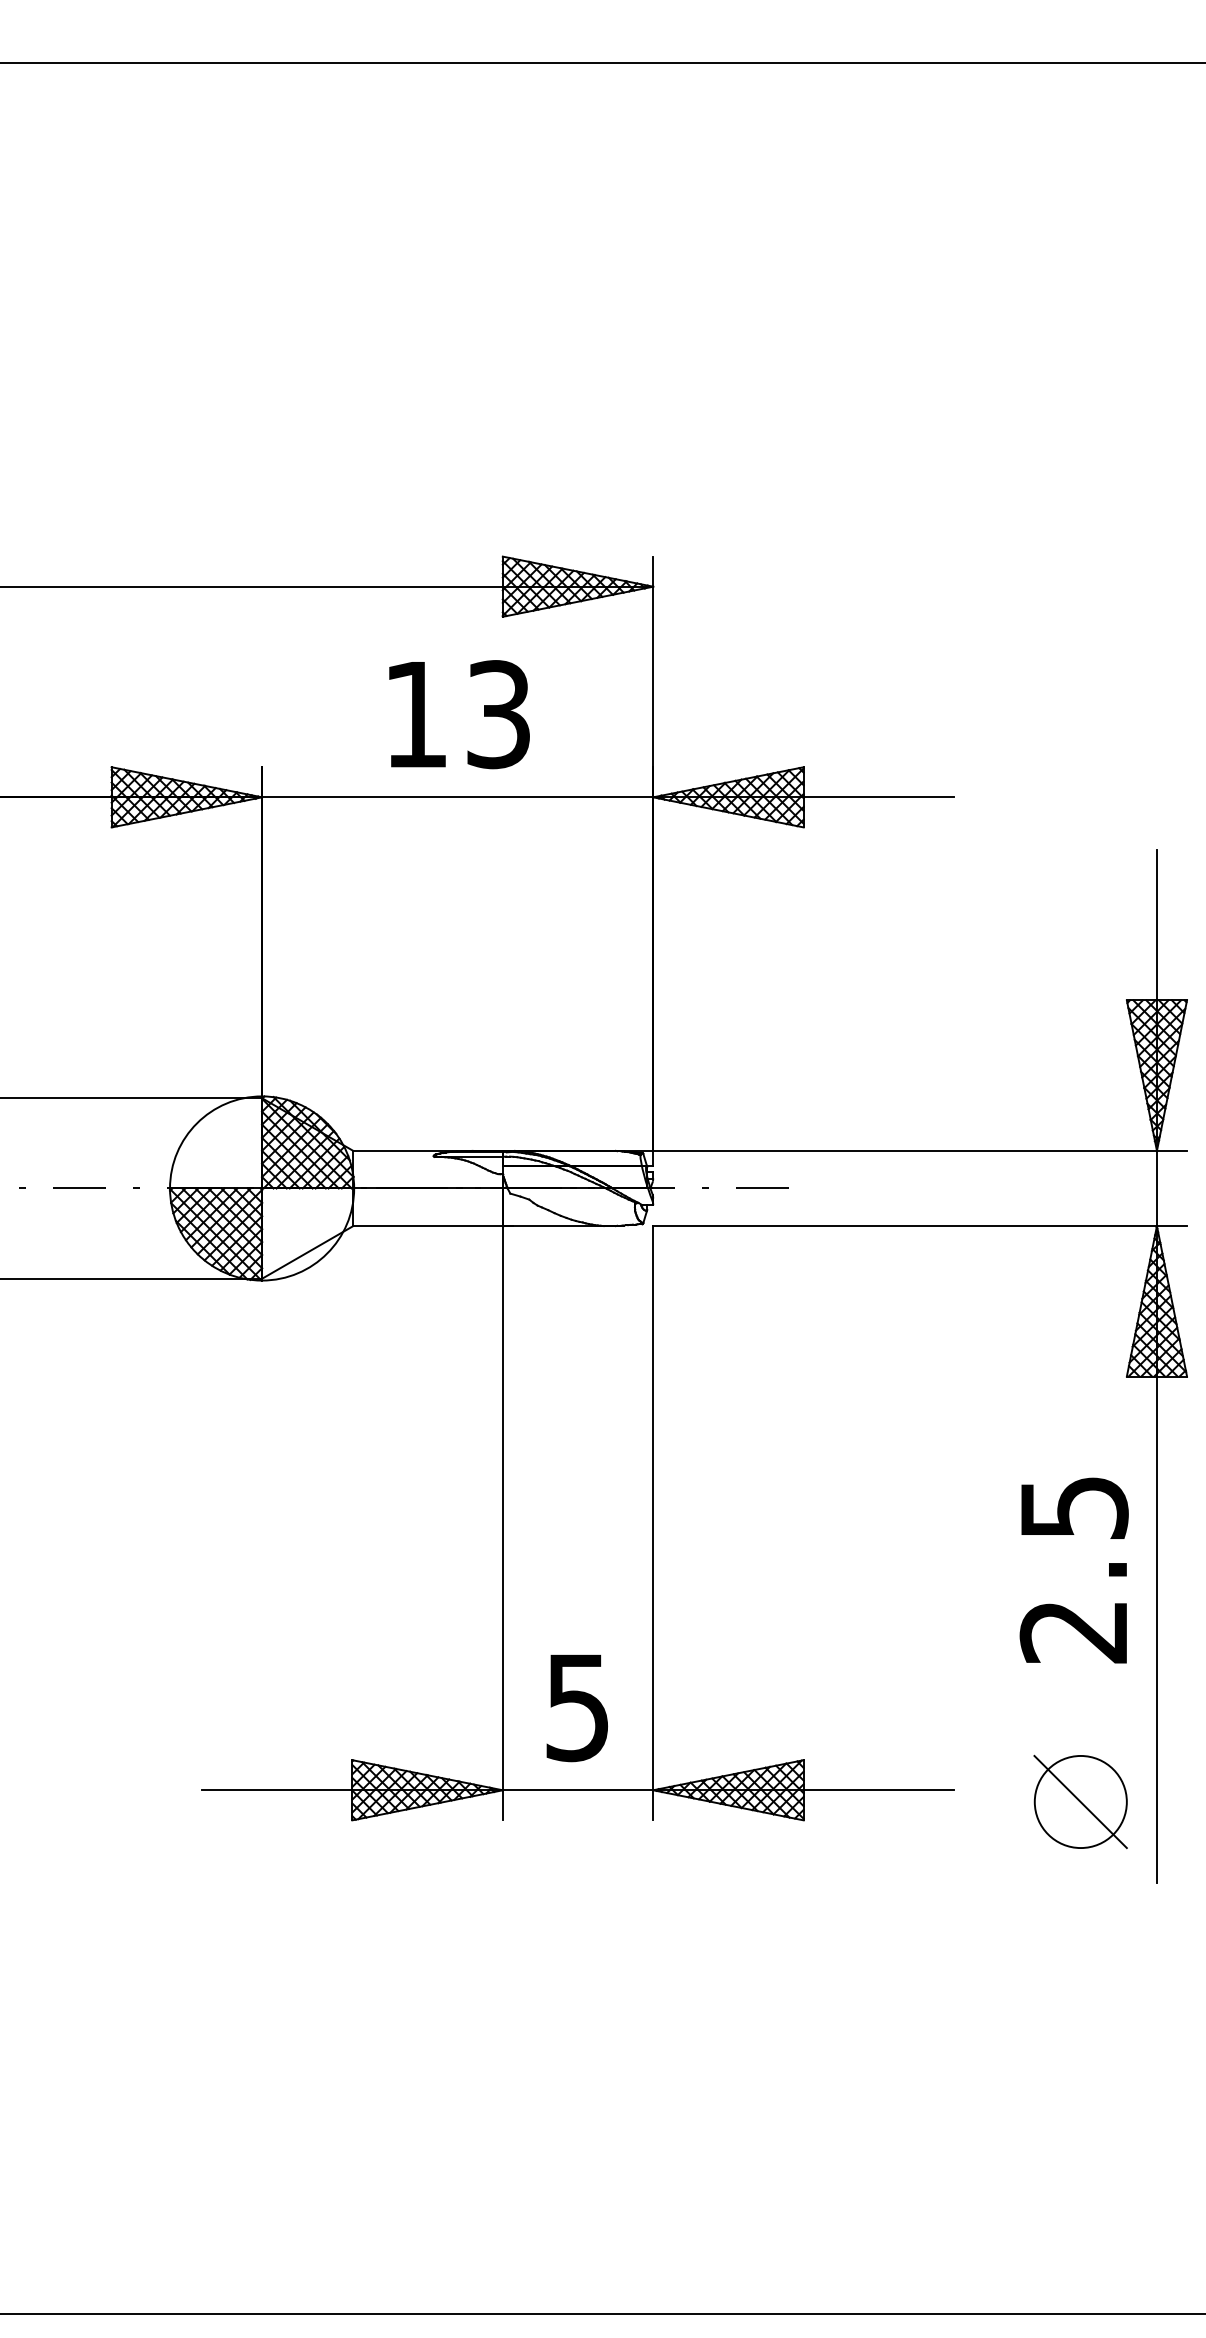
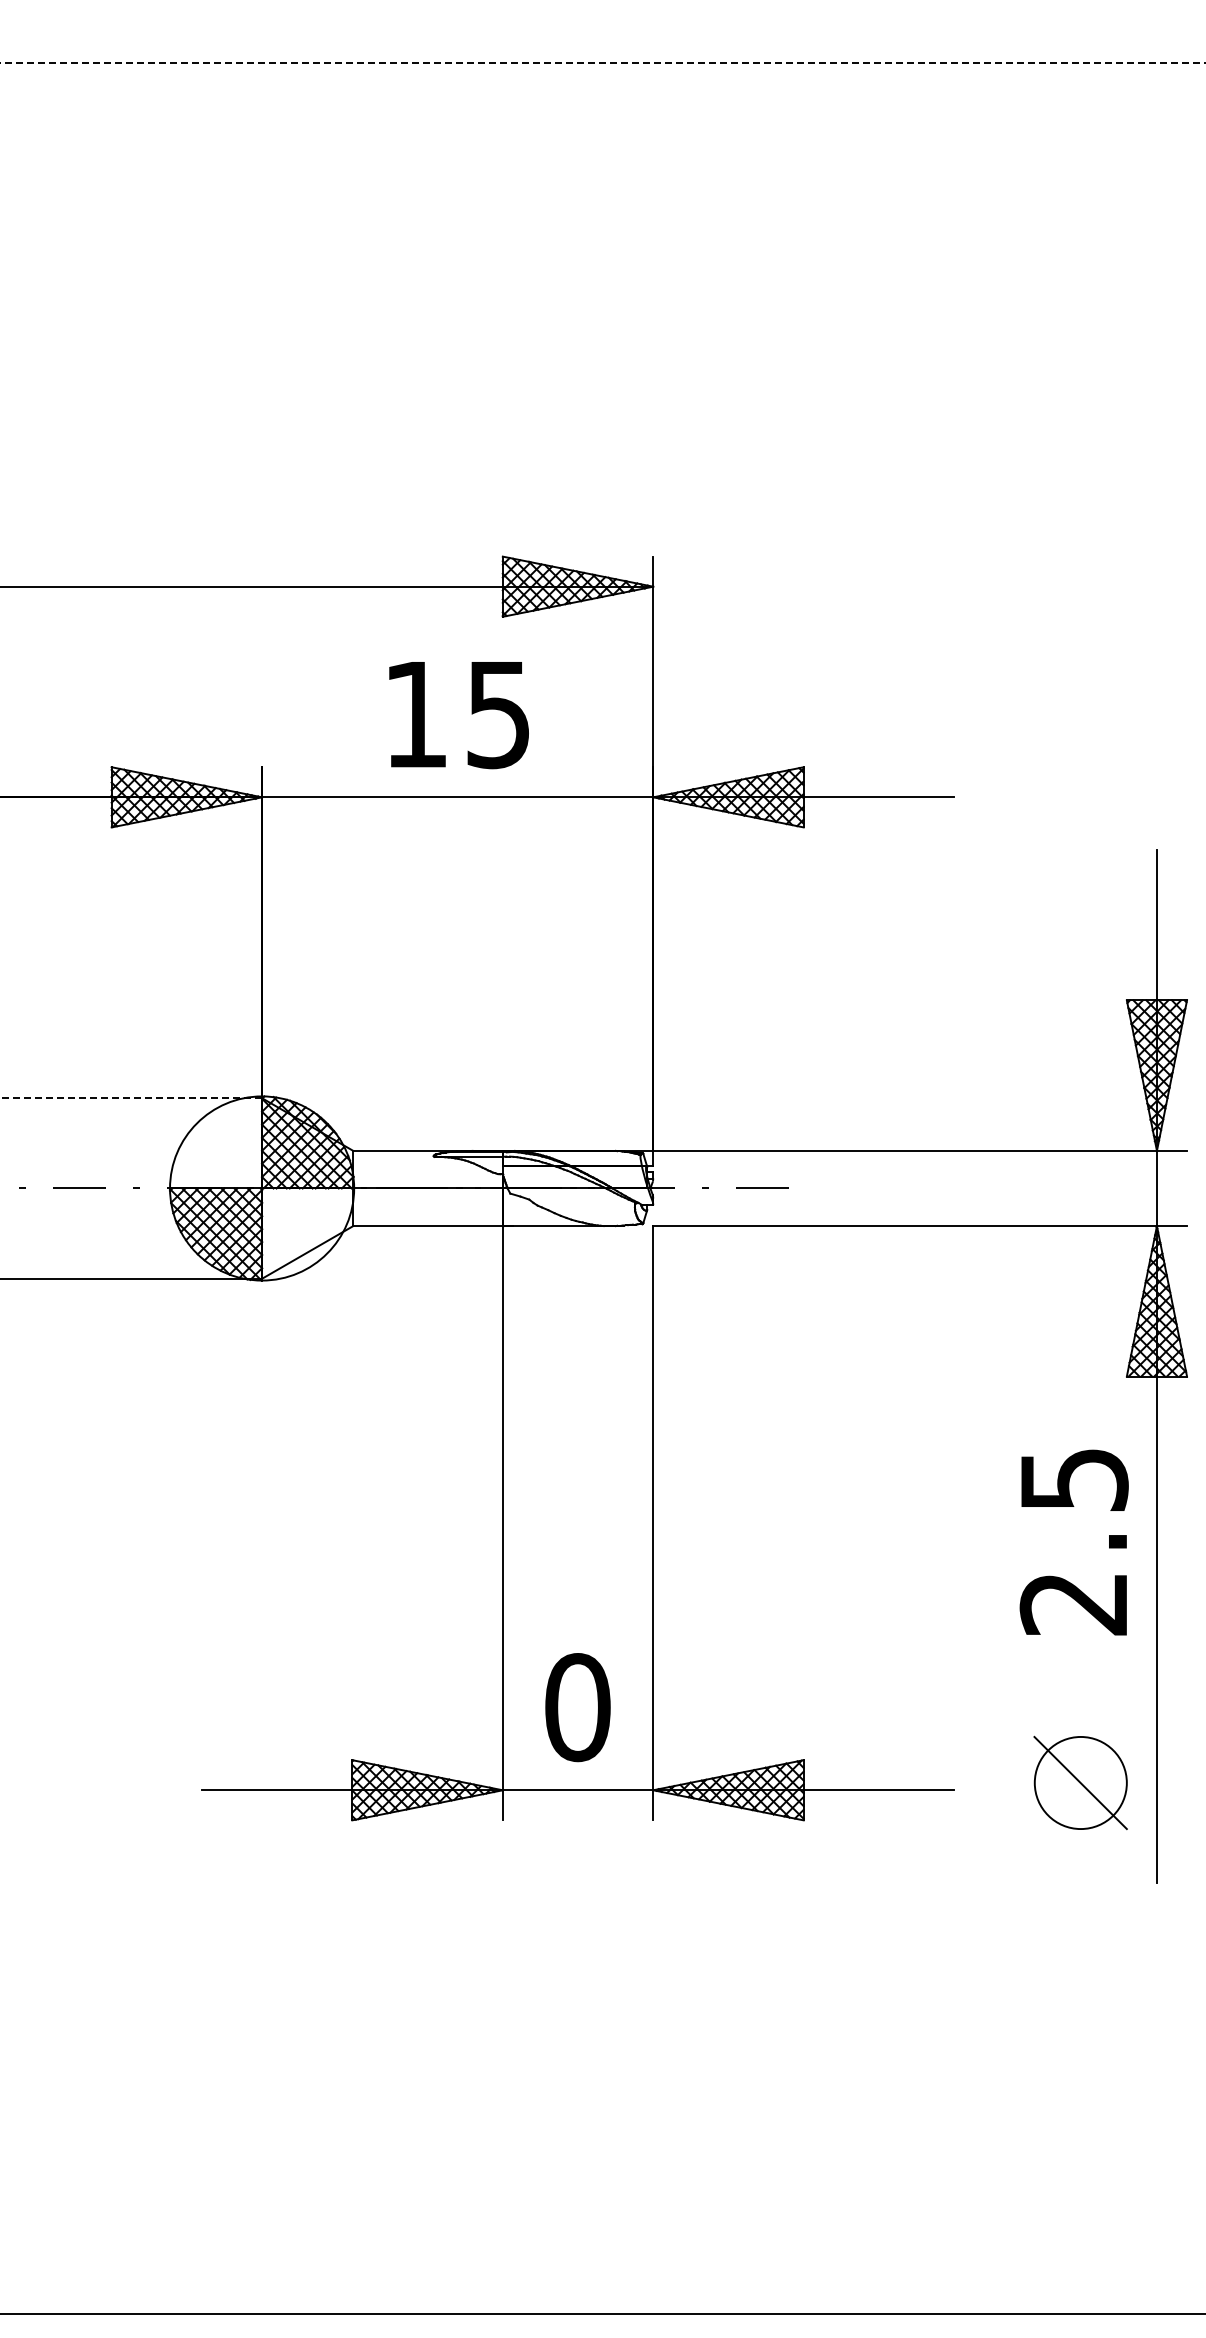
line: solid -> dashed (603, 63)
text: 13 -> 15 (498, 714)
line: solid -> dashed (131, 1098)
text position: (1073, 1570) -> (1073, 1542) (1073, 1542)
text: 5 -> 0 (577, 1707)
part position: (1080, 1801) -> (1080, 1782) (1080, 1782)
